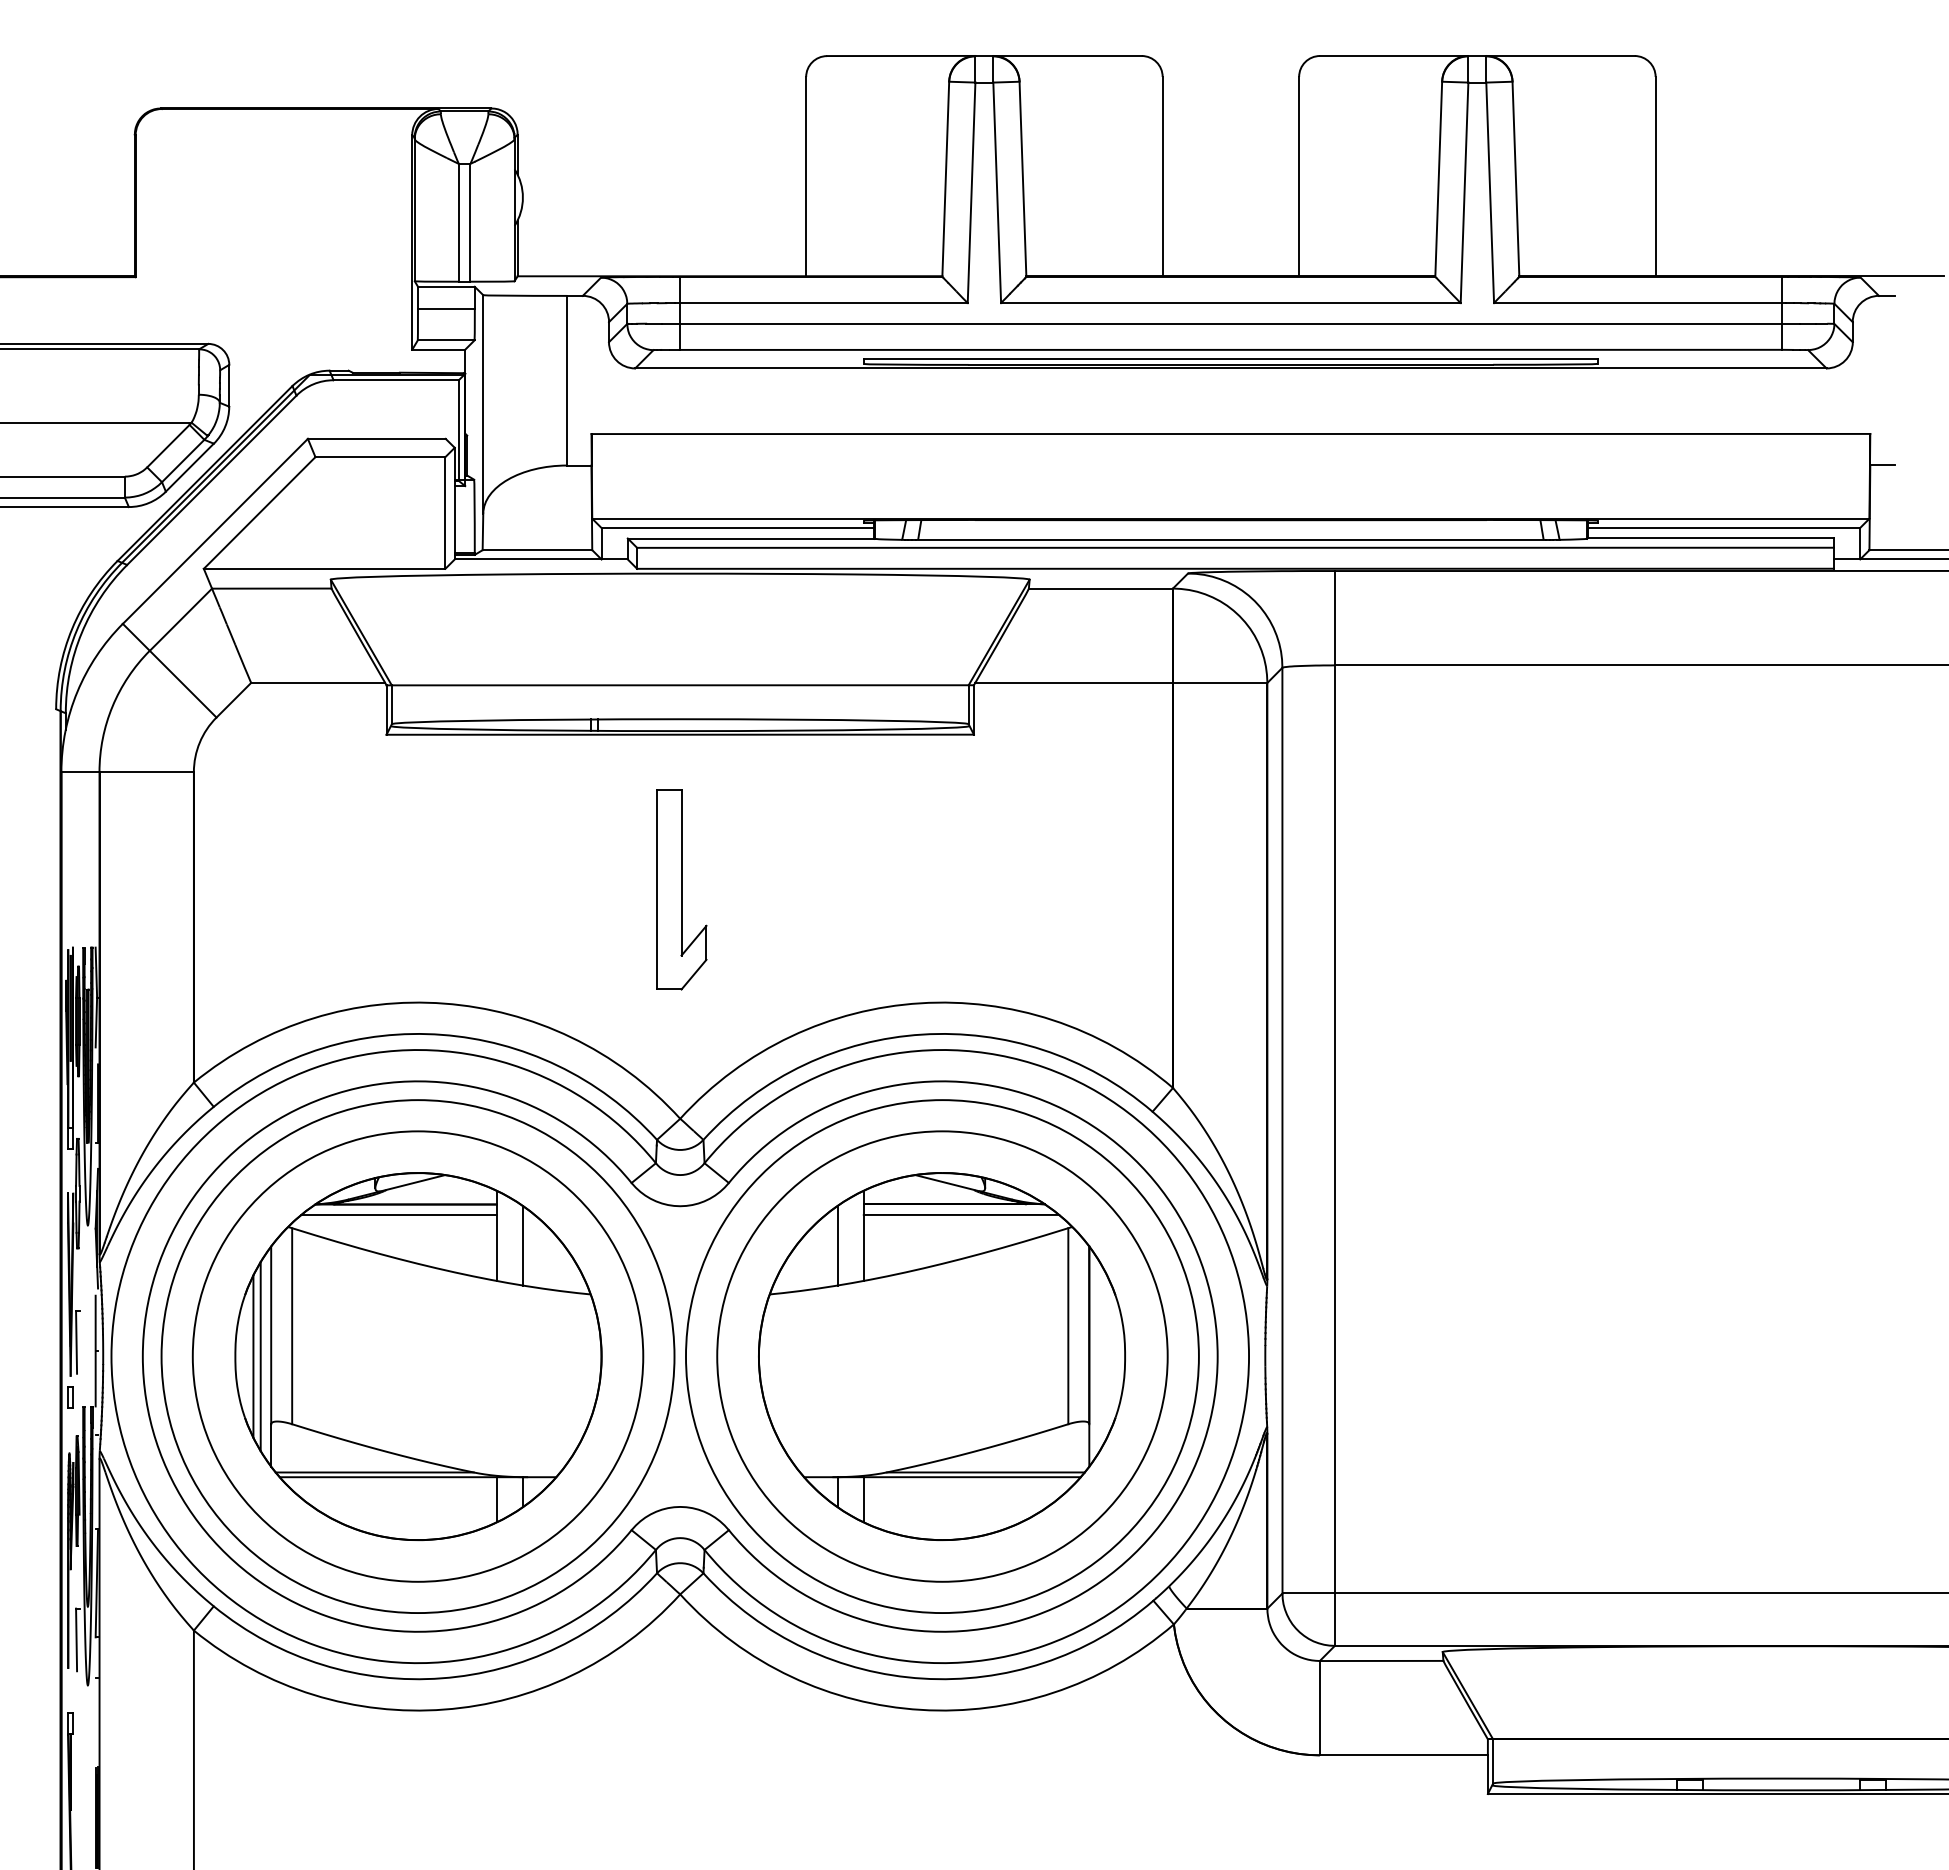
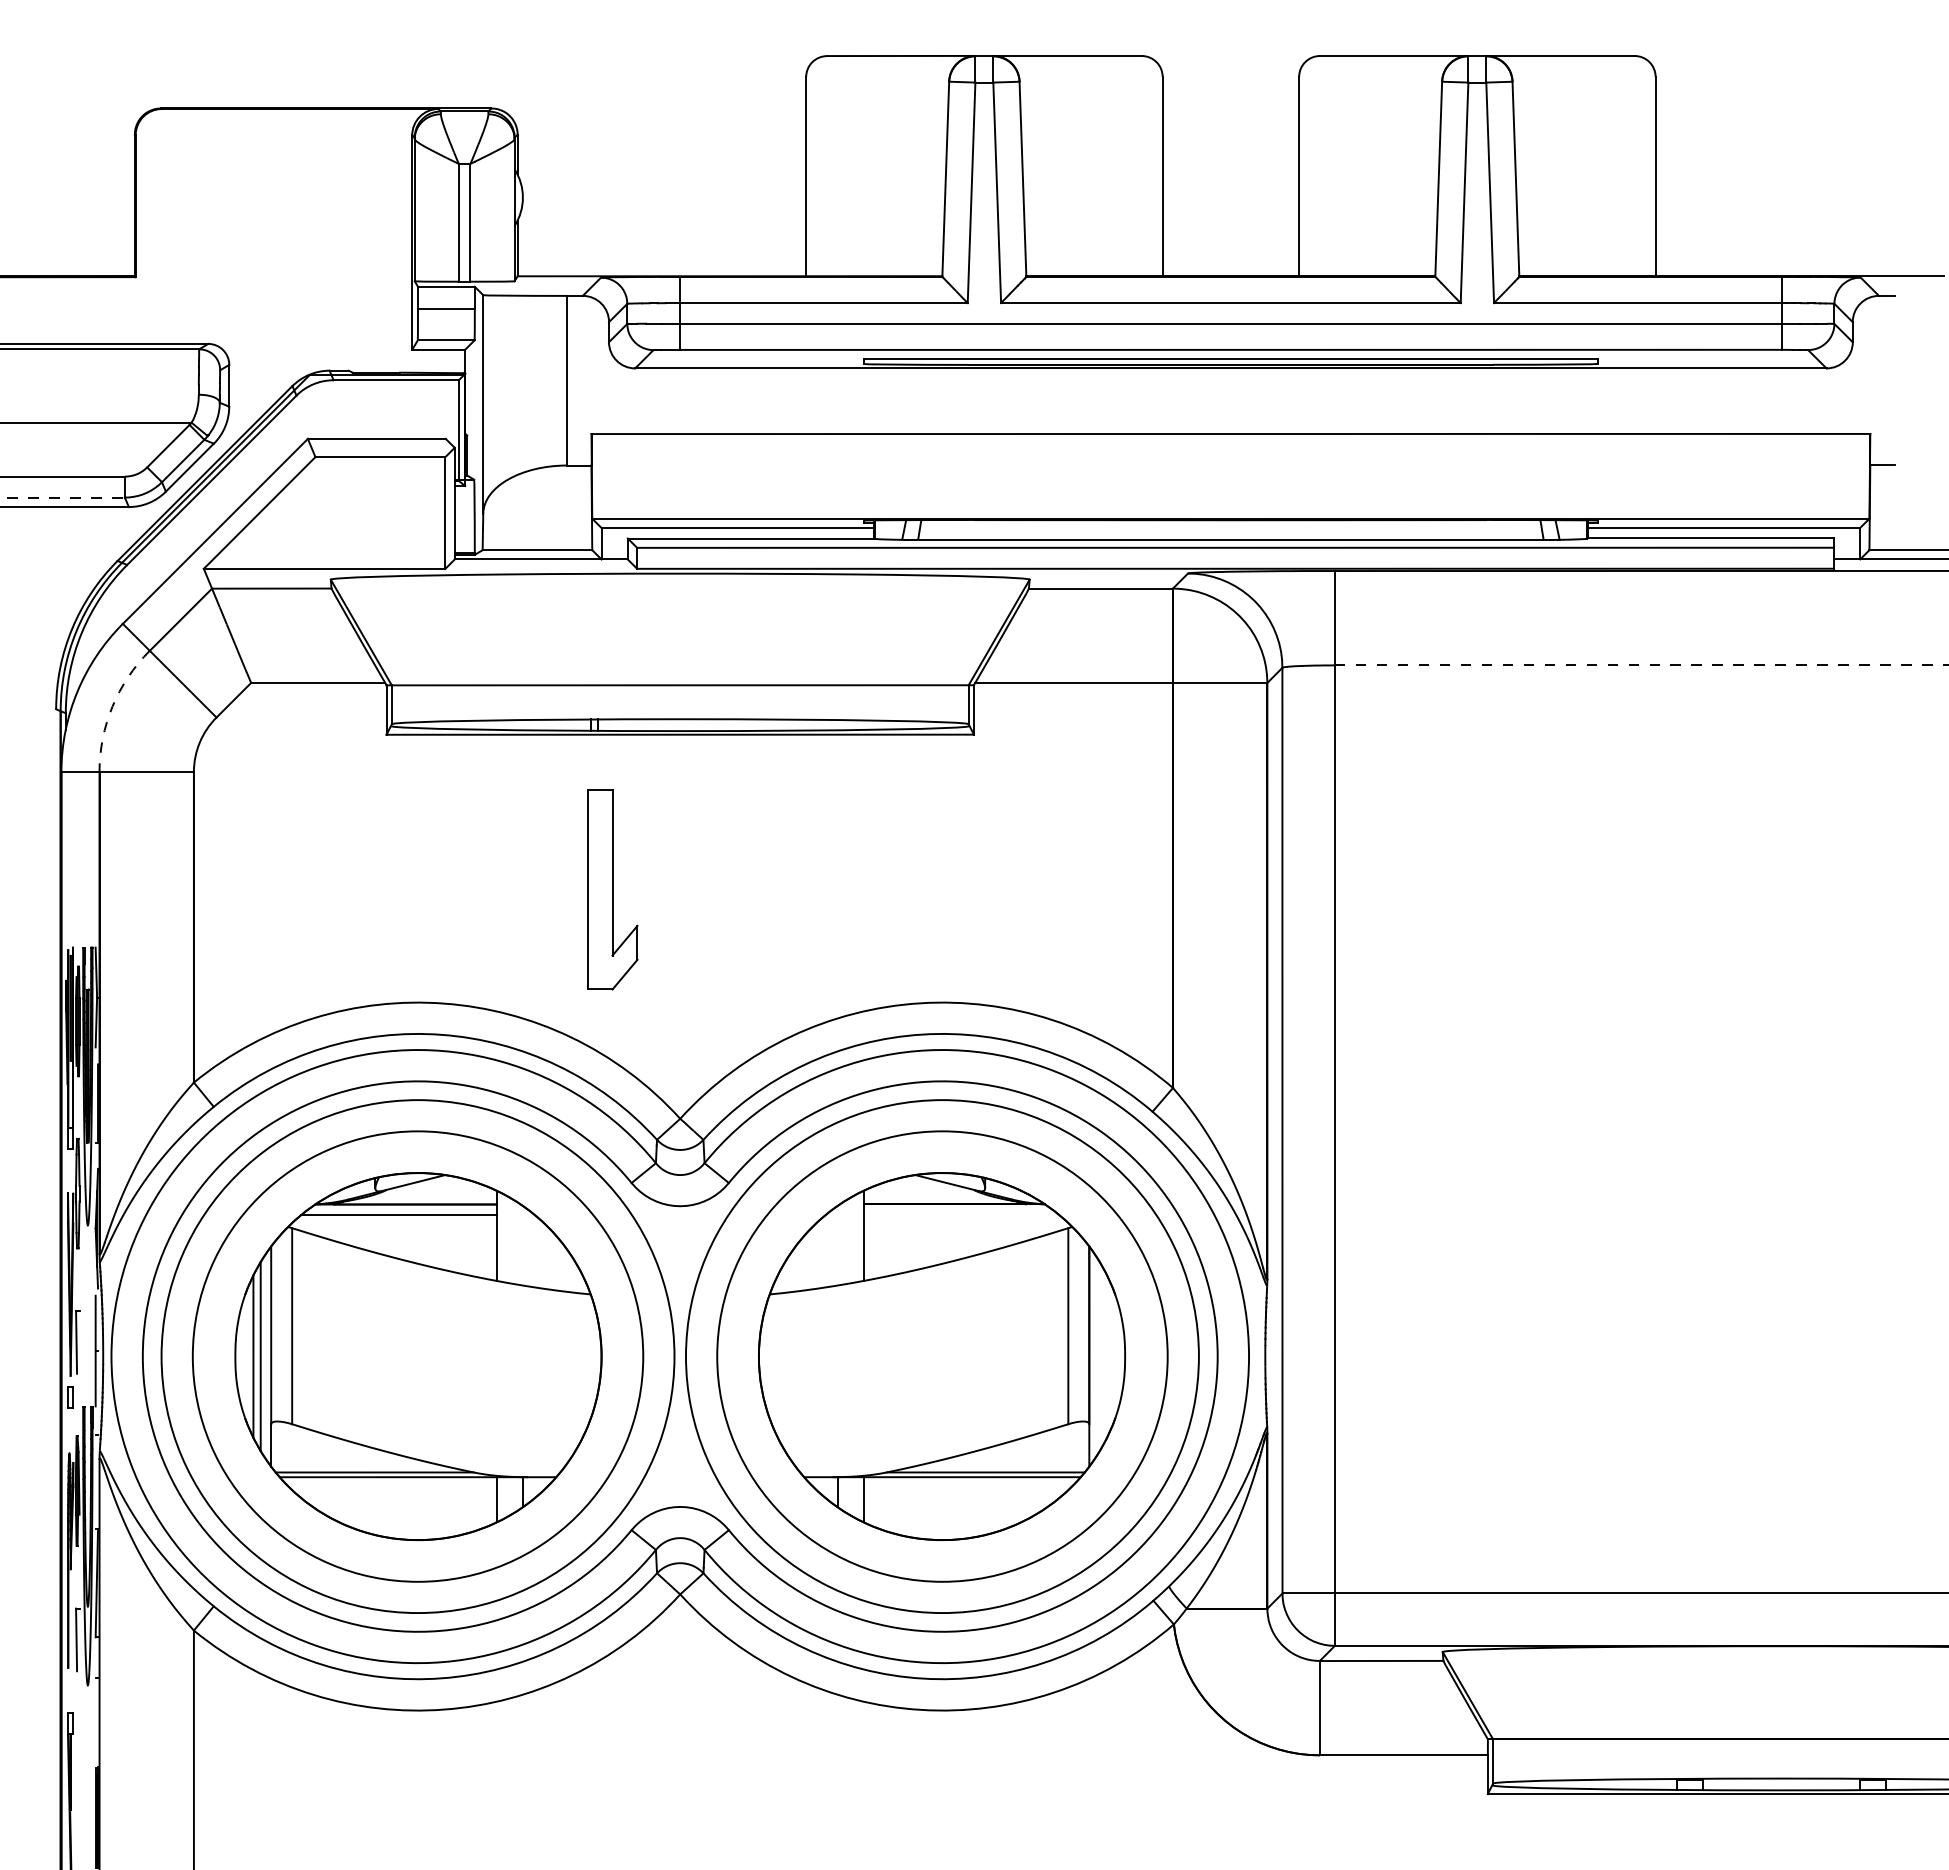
line: solid -> dashed (62, 497)
line: solid -> dashed (1641, 665)
arc: solid -> dashed (112, 706)
part position: (681, 889) -> (612, 889) (612, 889)
line: present -> none (961, 1214)
line: present -> none (522, 1245)
line: present -> none (837, 1245)
